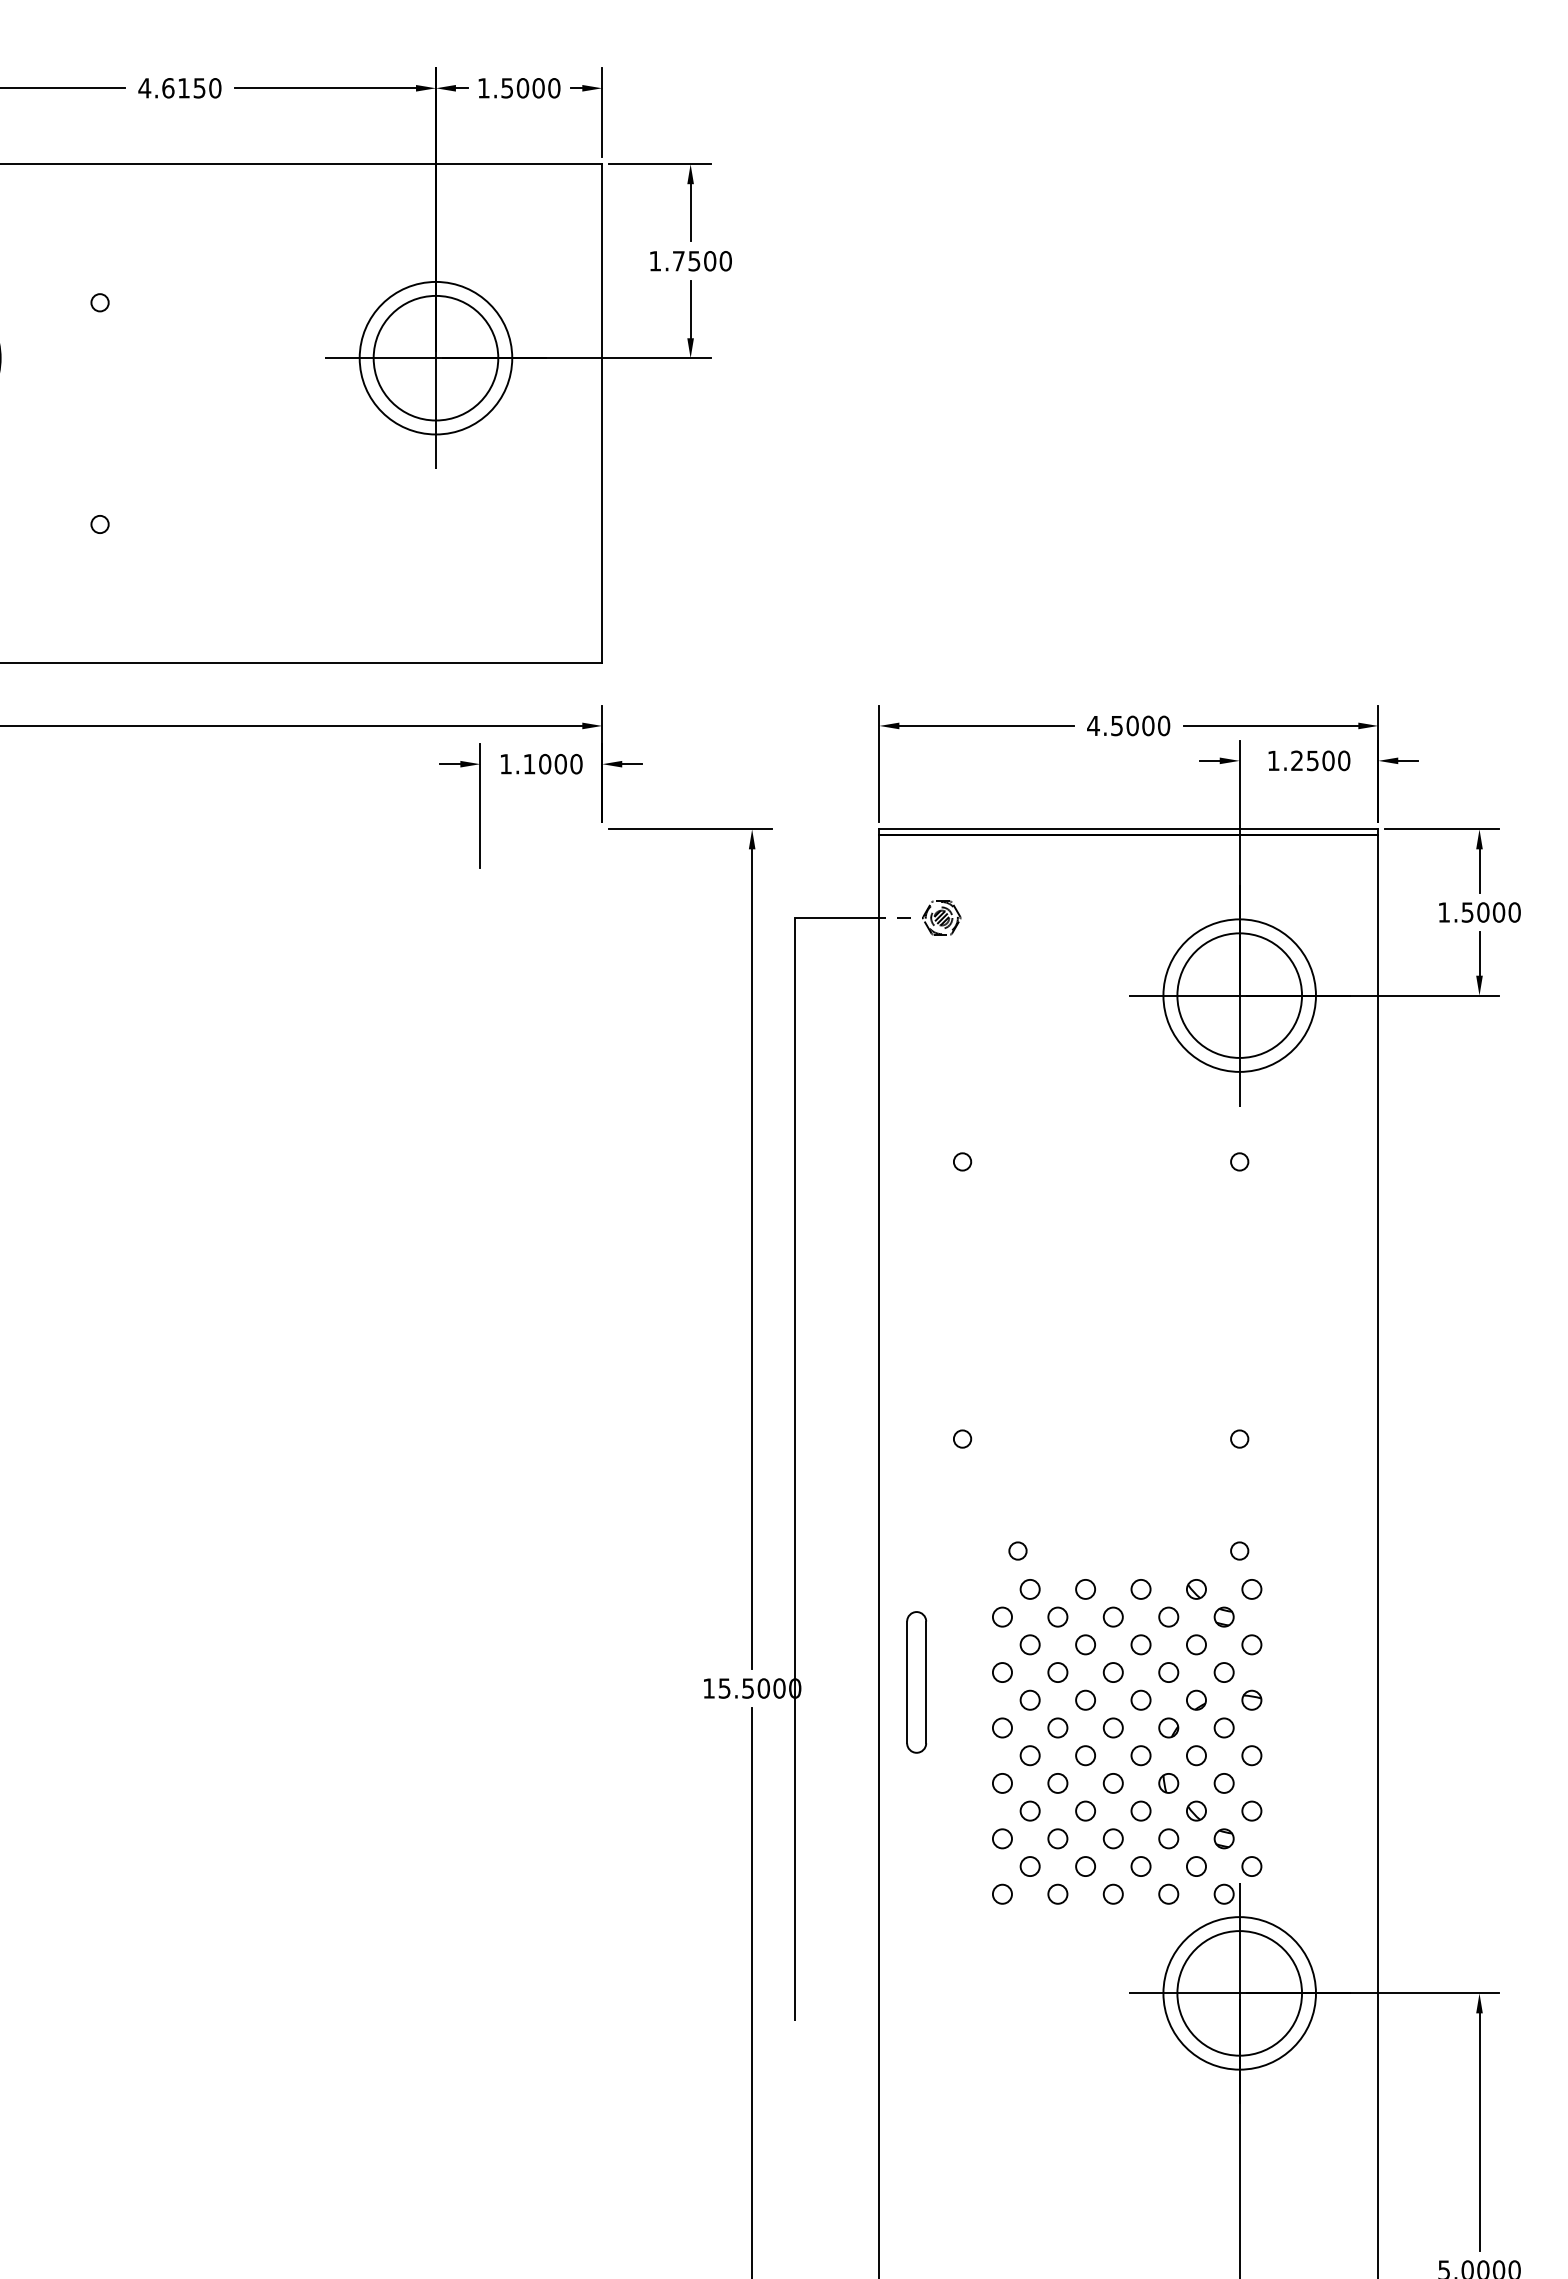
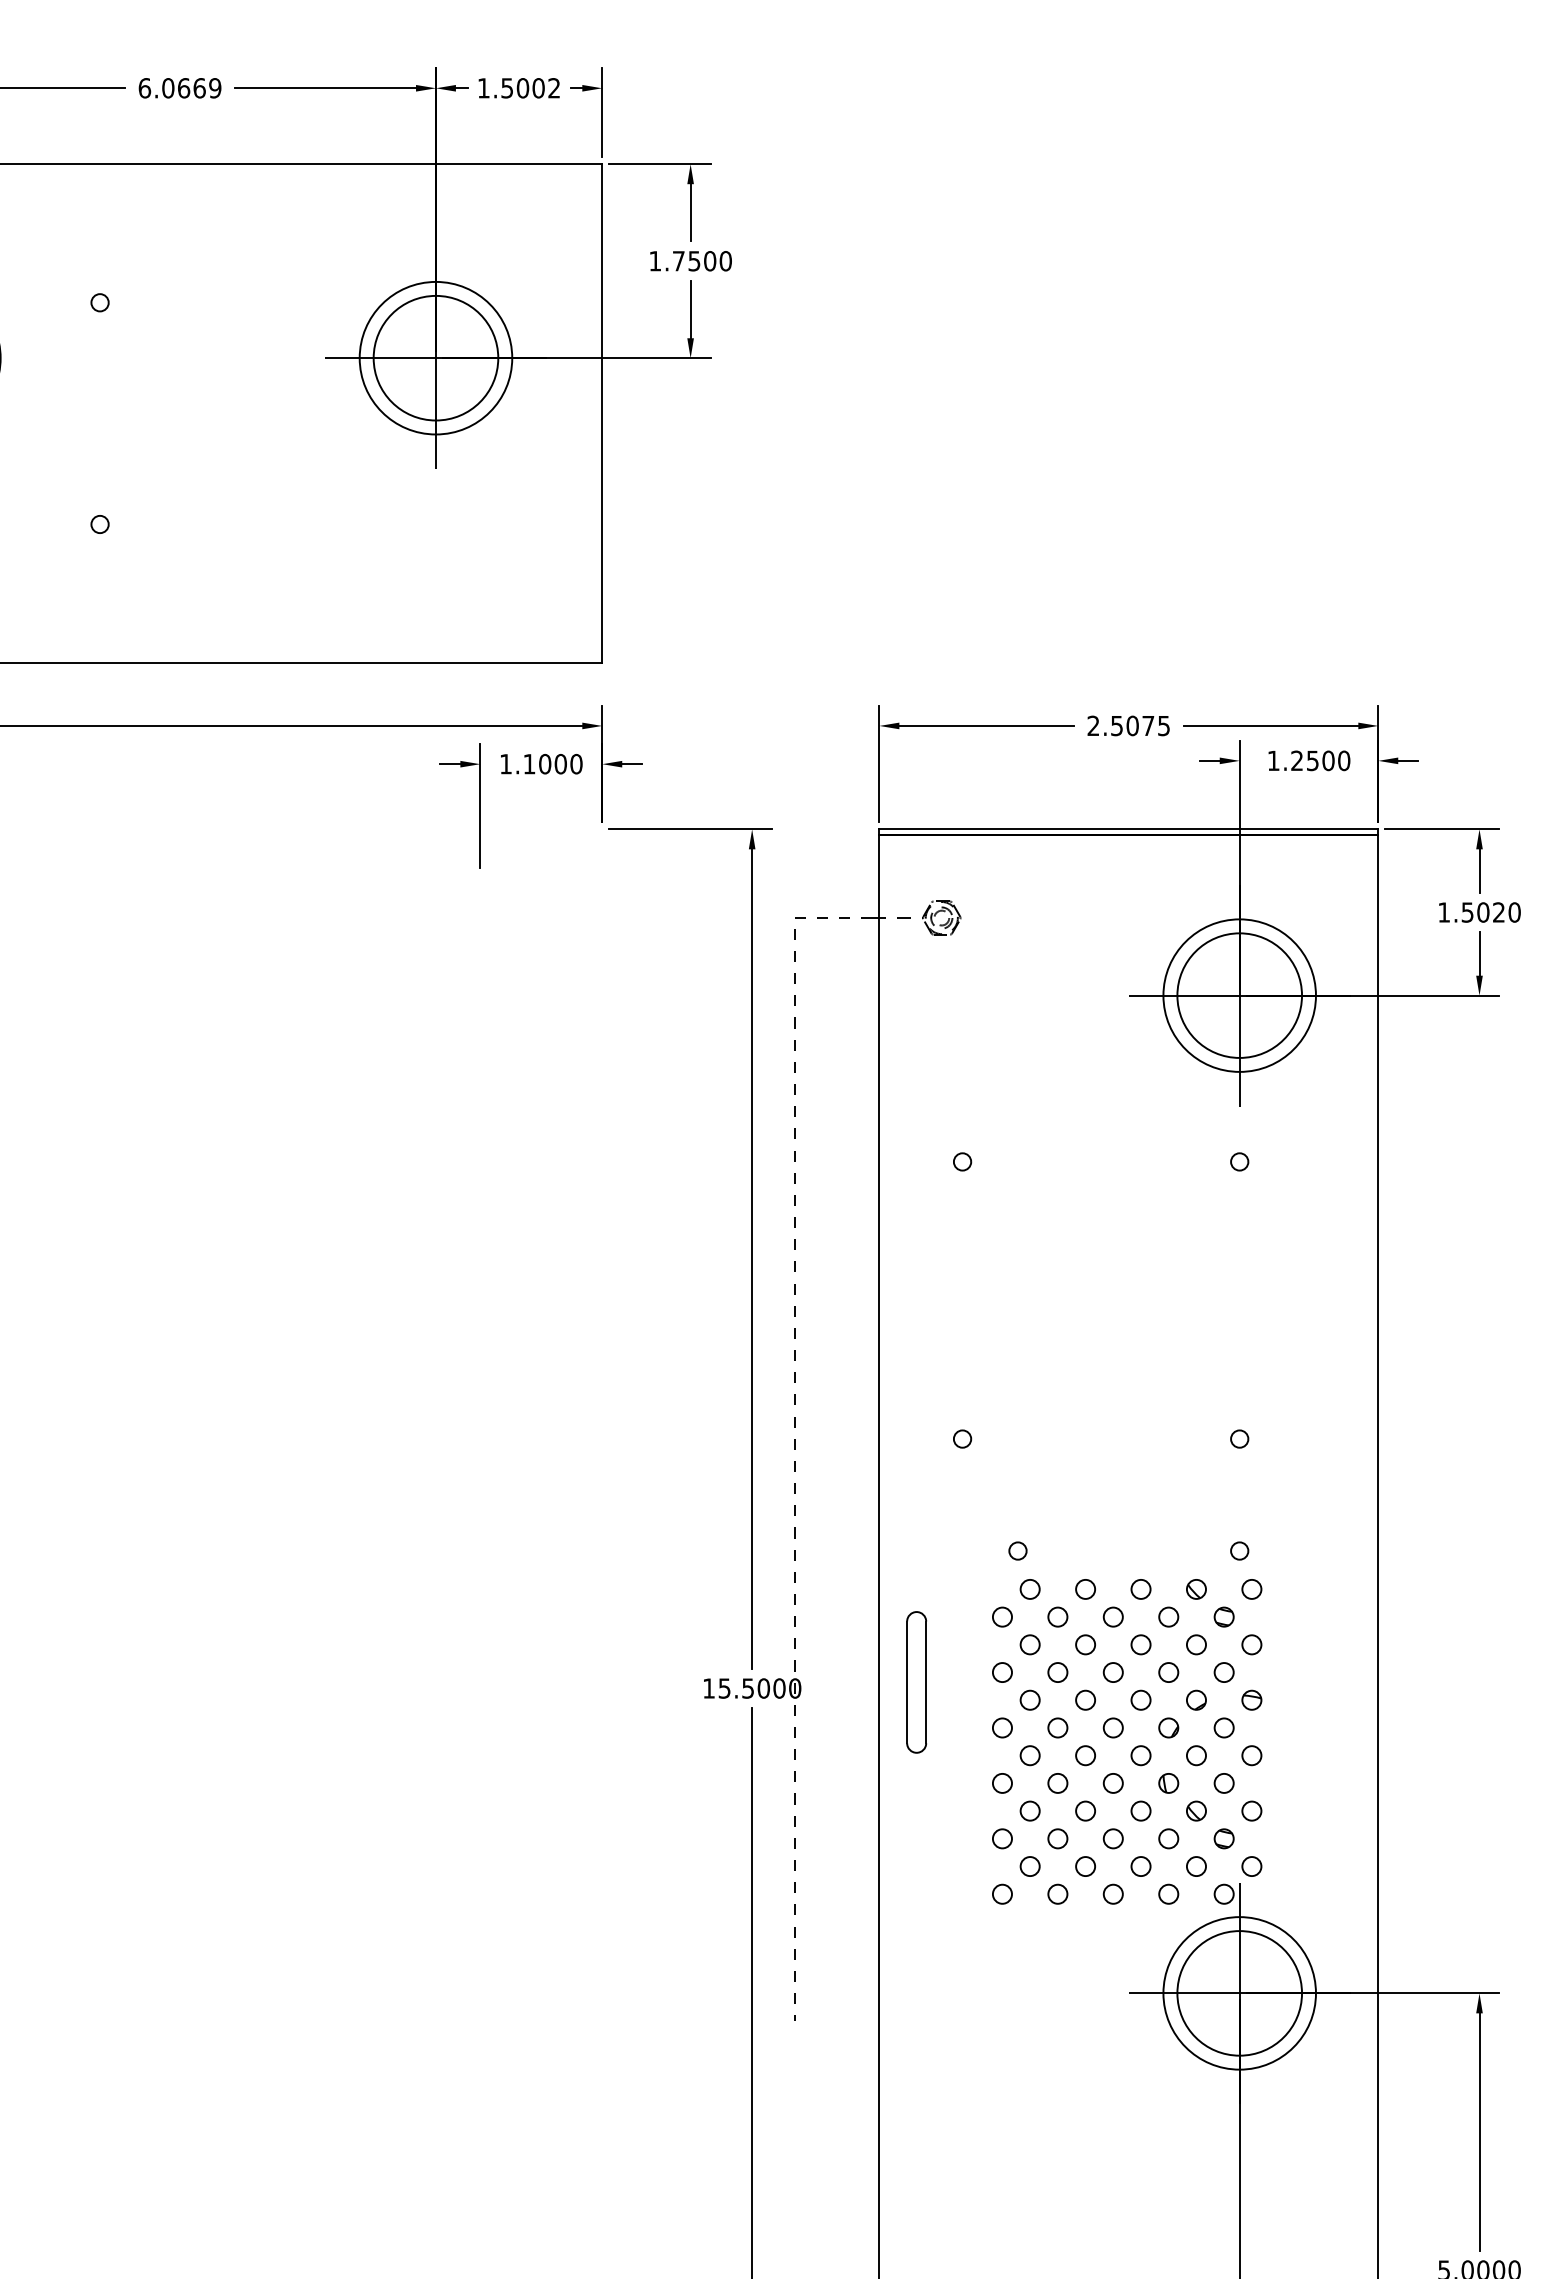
text: 4.6150 -> 6.0669 (179, 88)
text: 1.5000 -> 1.5002 (554, 88)
text: 4.5000 -> 2.5075 (1128, 725)
text: 1.5000 -> 1.5020 (1498, 912)
hatch: present -> none (941, 917)
line: solid -> dashed (794, 1429)
